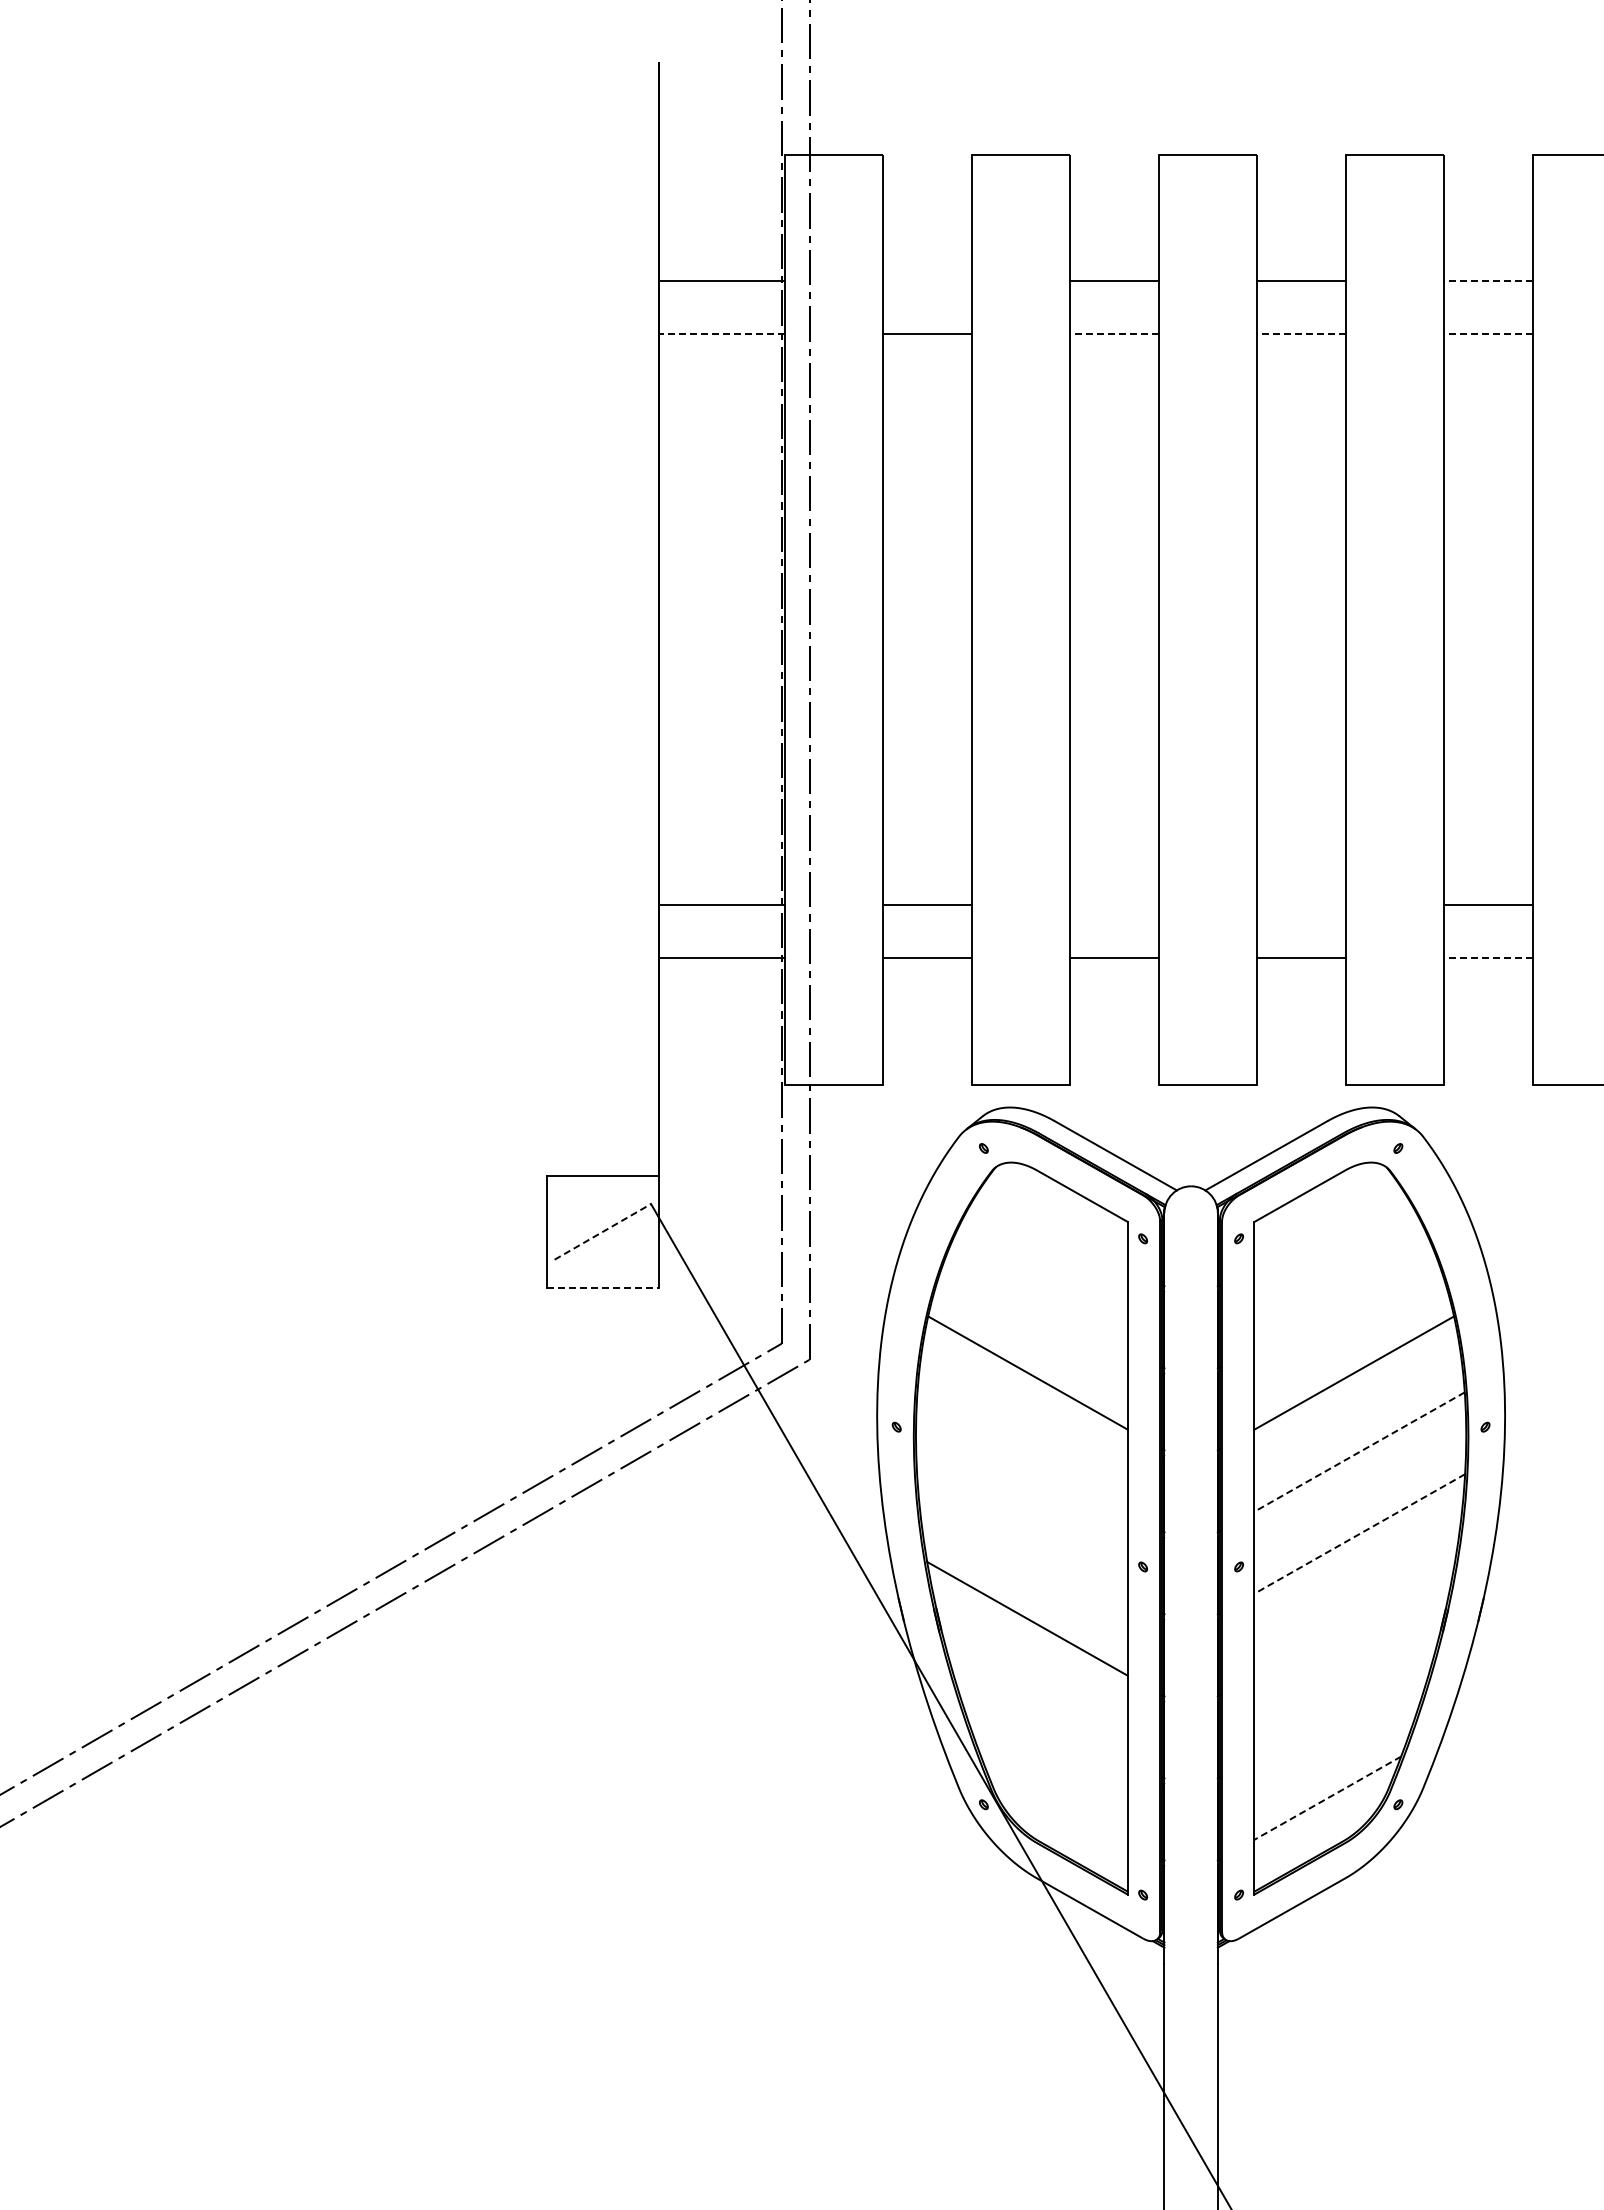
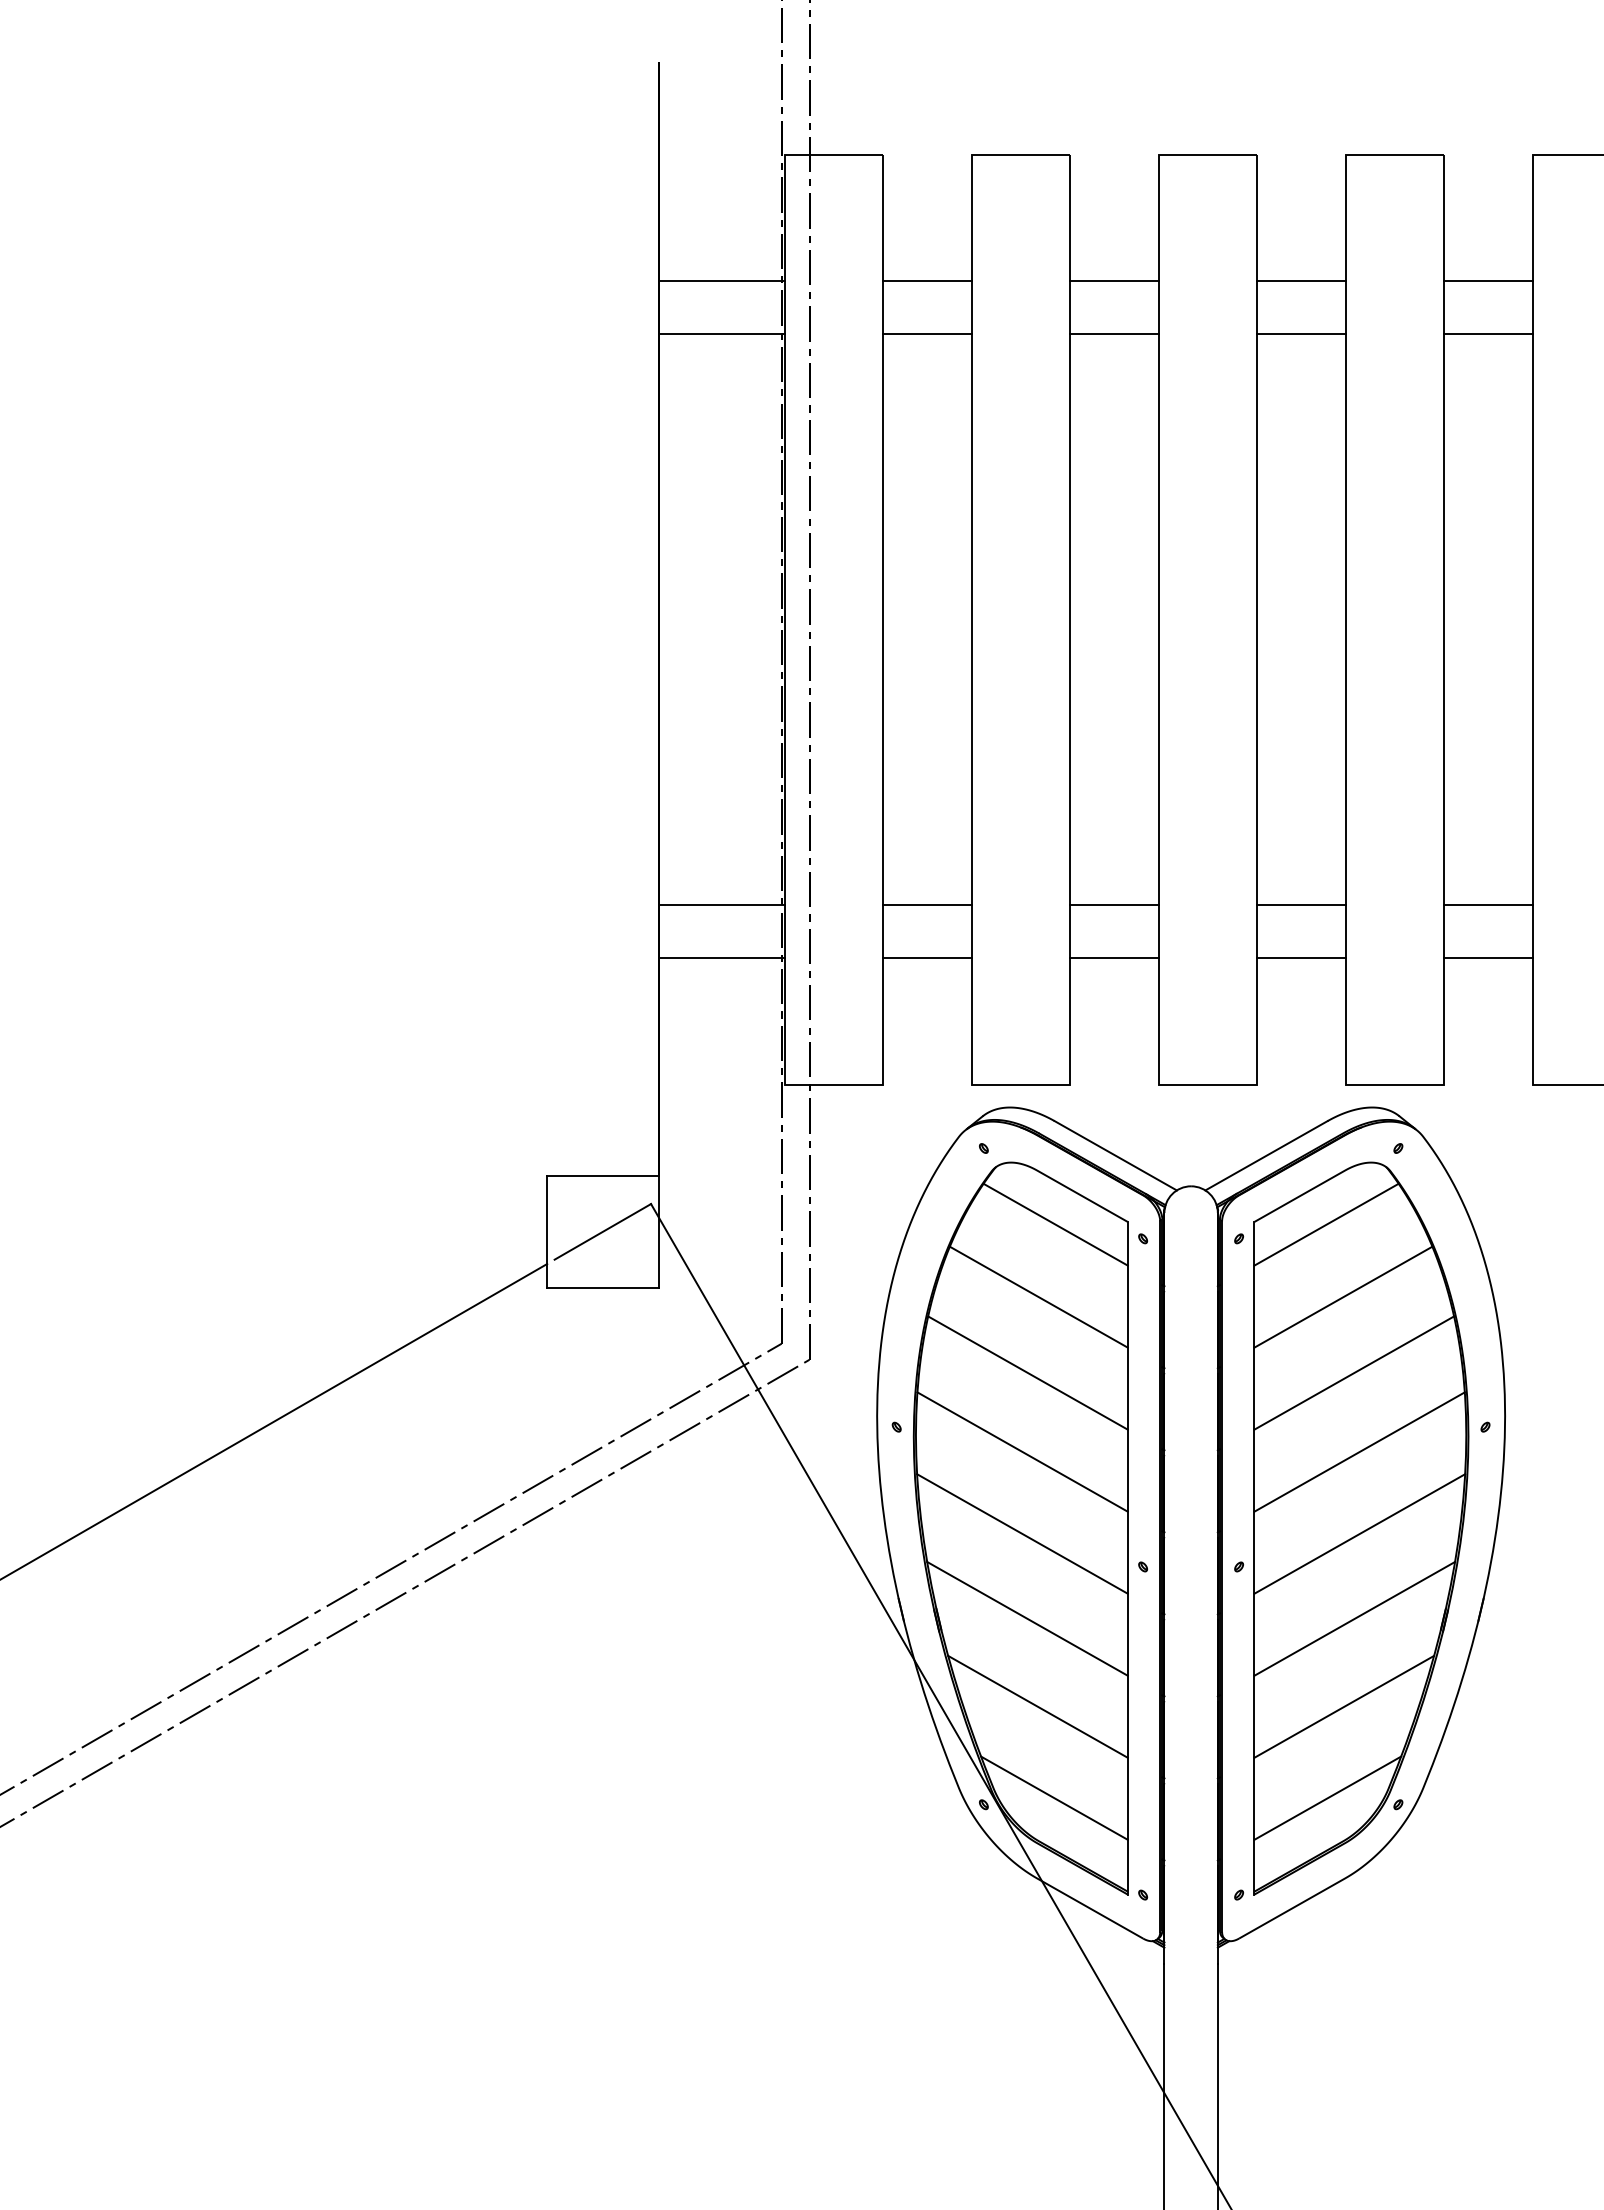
line: none -> present (926, 281)
line: dashed -> solid (1487, 281)
line: dashed -> solid (721, 334)
line: dashed -> solid (1113, 334)
line: dashed -> solid (1300, 334)
line: dashed -> solid (1487, 334)
line: none -> present (1113, 904)
line: none -> present (1300, 904)
line: dashed -> solid (1487, 958)
line: none -> present (1055, 1224)
line: none -> present (1326, 1224)
line: dashed -> solid (602, 1231)
line: dashed -> solid (602, 1287)
line: none -> present (1038, 1296)
line: none -> present (1343, 1296)
line: none -> present (274, 1421)
line: none -> present (1022, 1451)
line: dashed -> solid (1359, 1452)
line: none -> present (1022, 1533)
line: dashed -> solid (1359, 1534)
line: none -> present (1354, 1618)
line: none -> present (1037, 1706)
line: none -> present (1344, 1706)
line: none -> present (1054, 1797)
line: dashed -> solid (1327, 1798)
